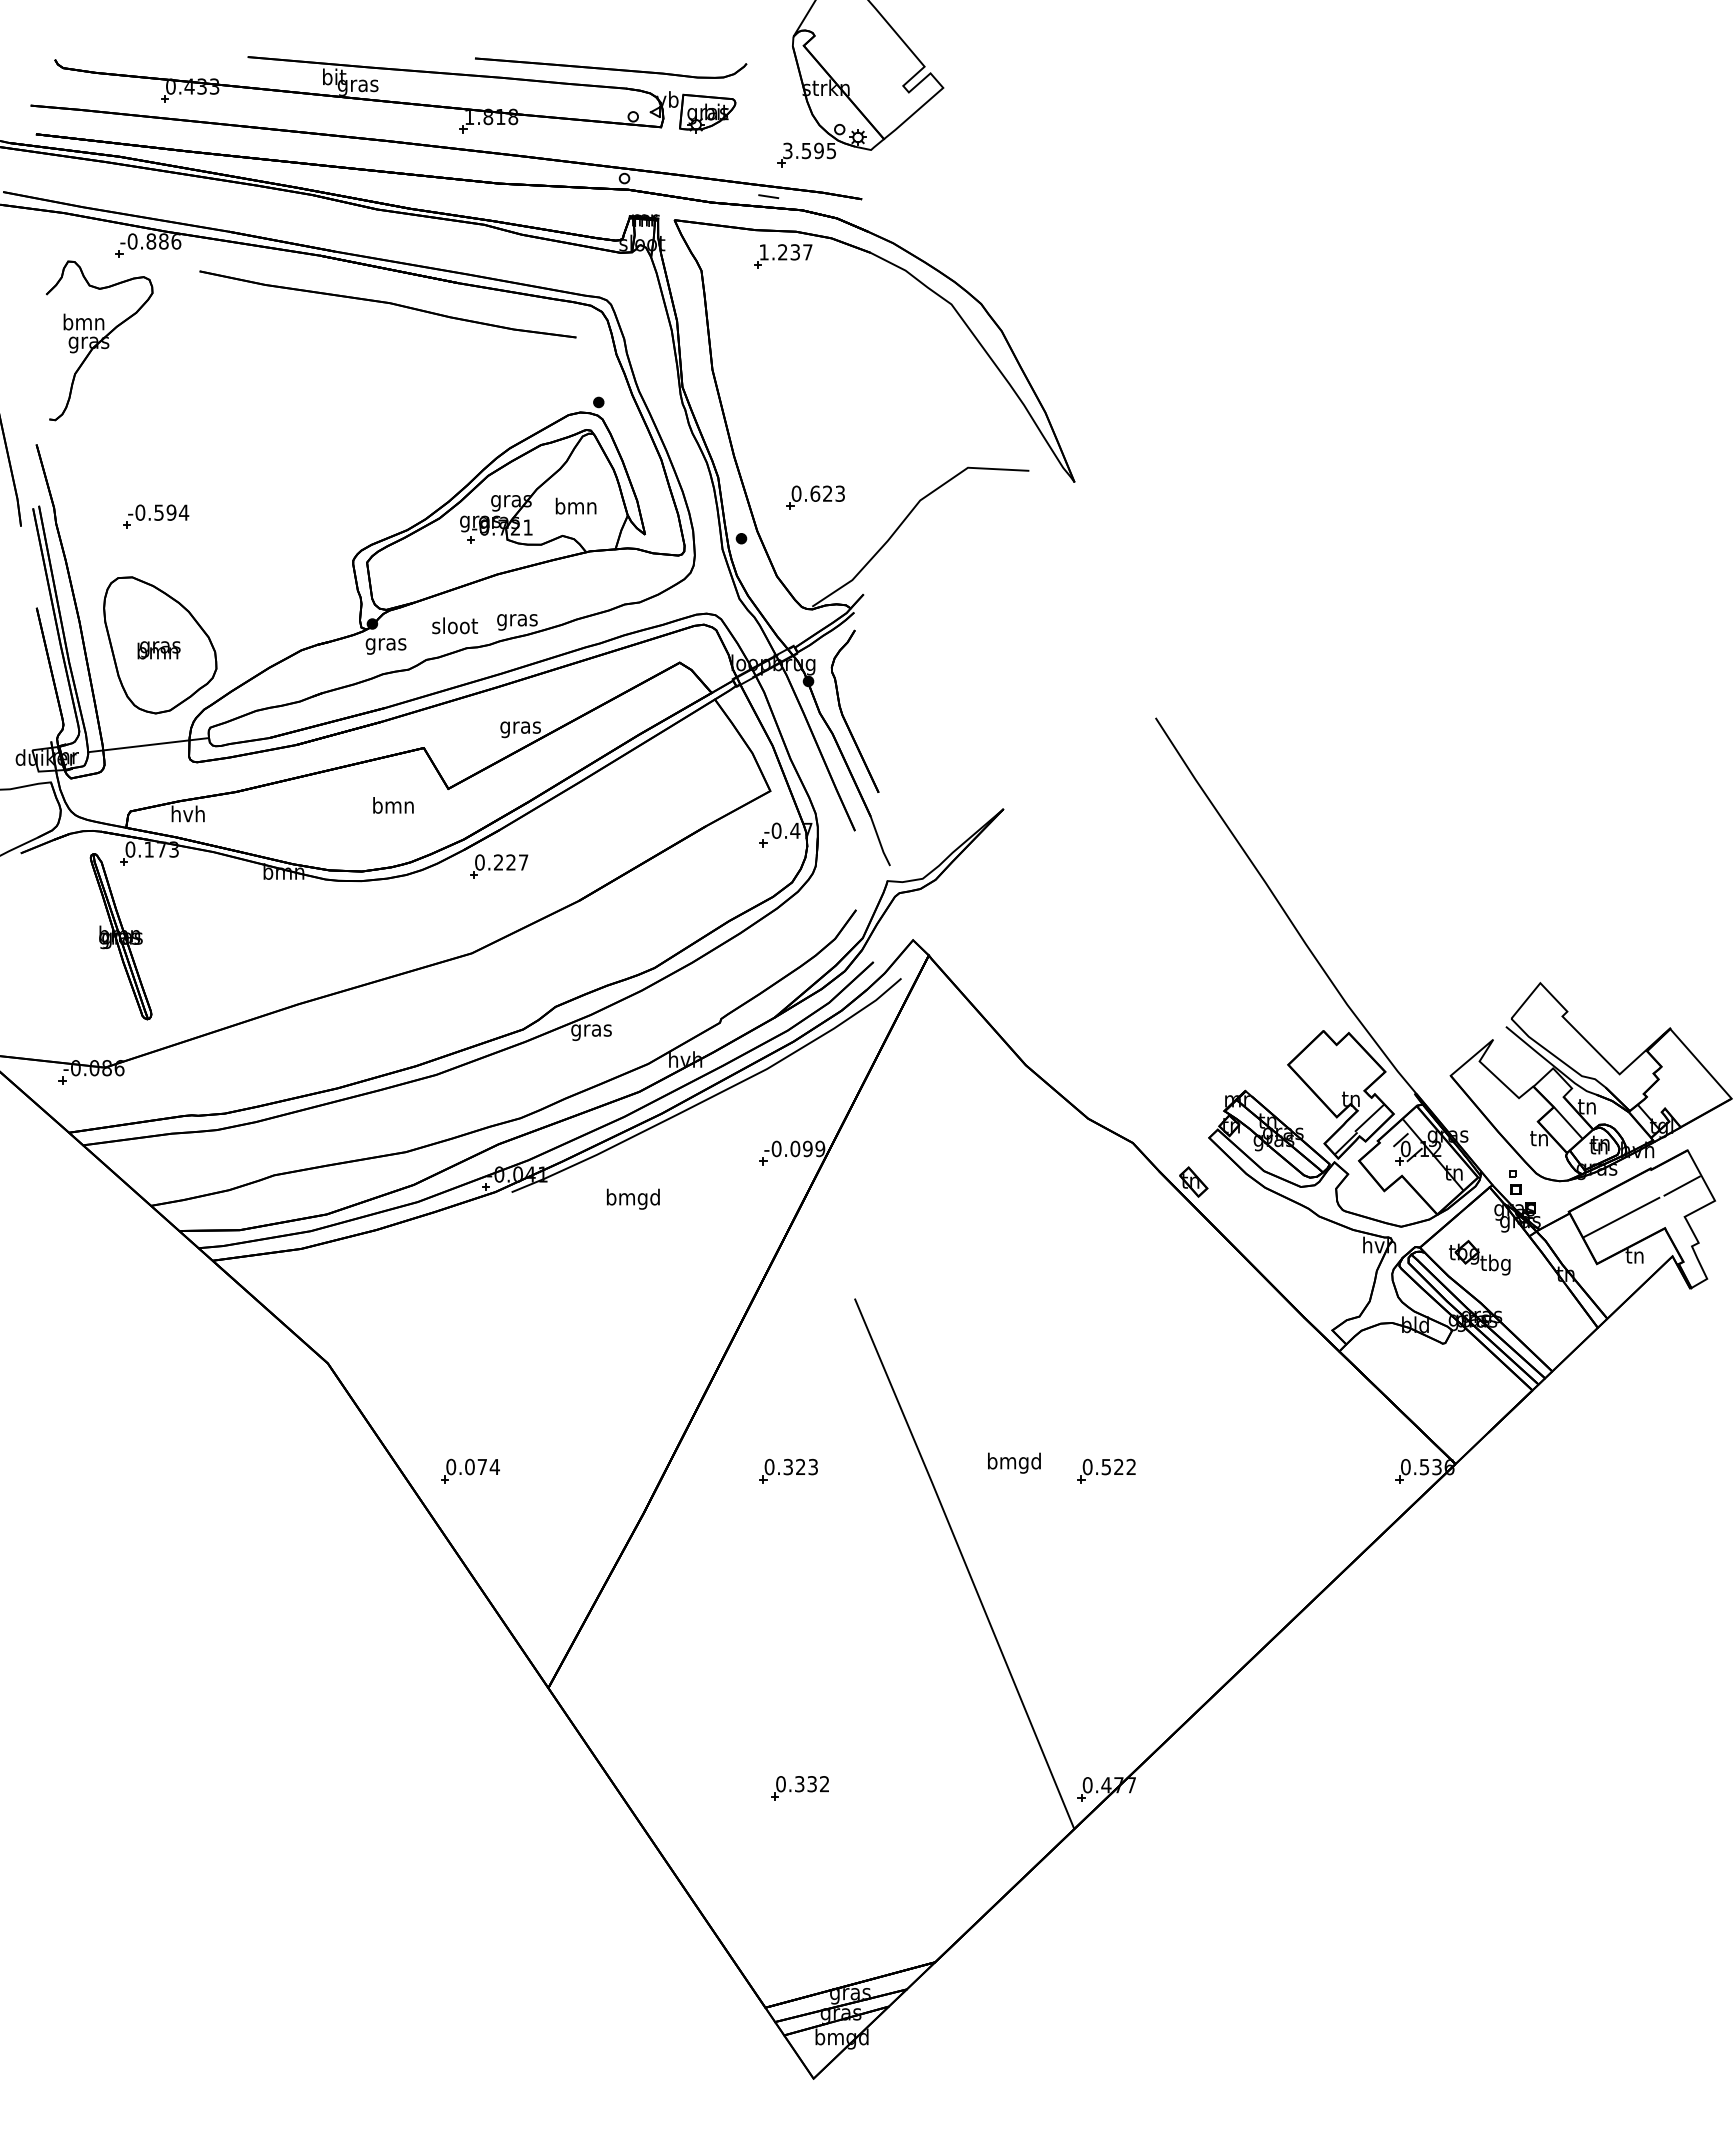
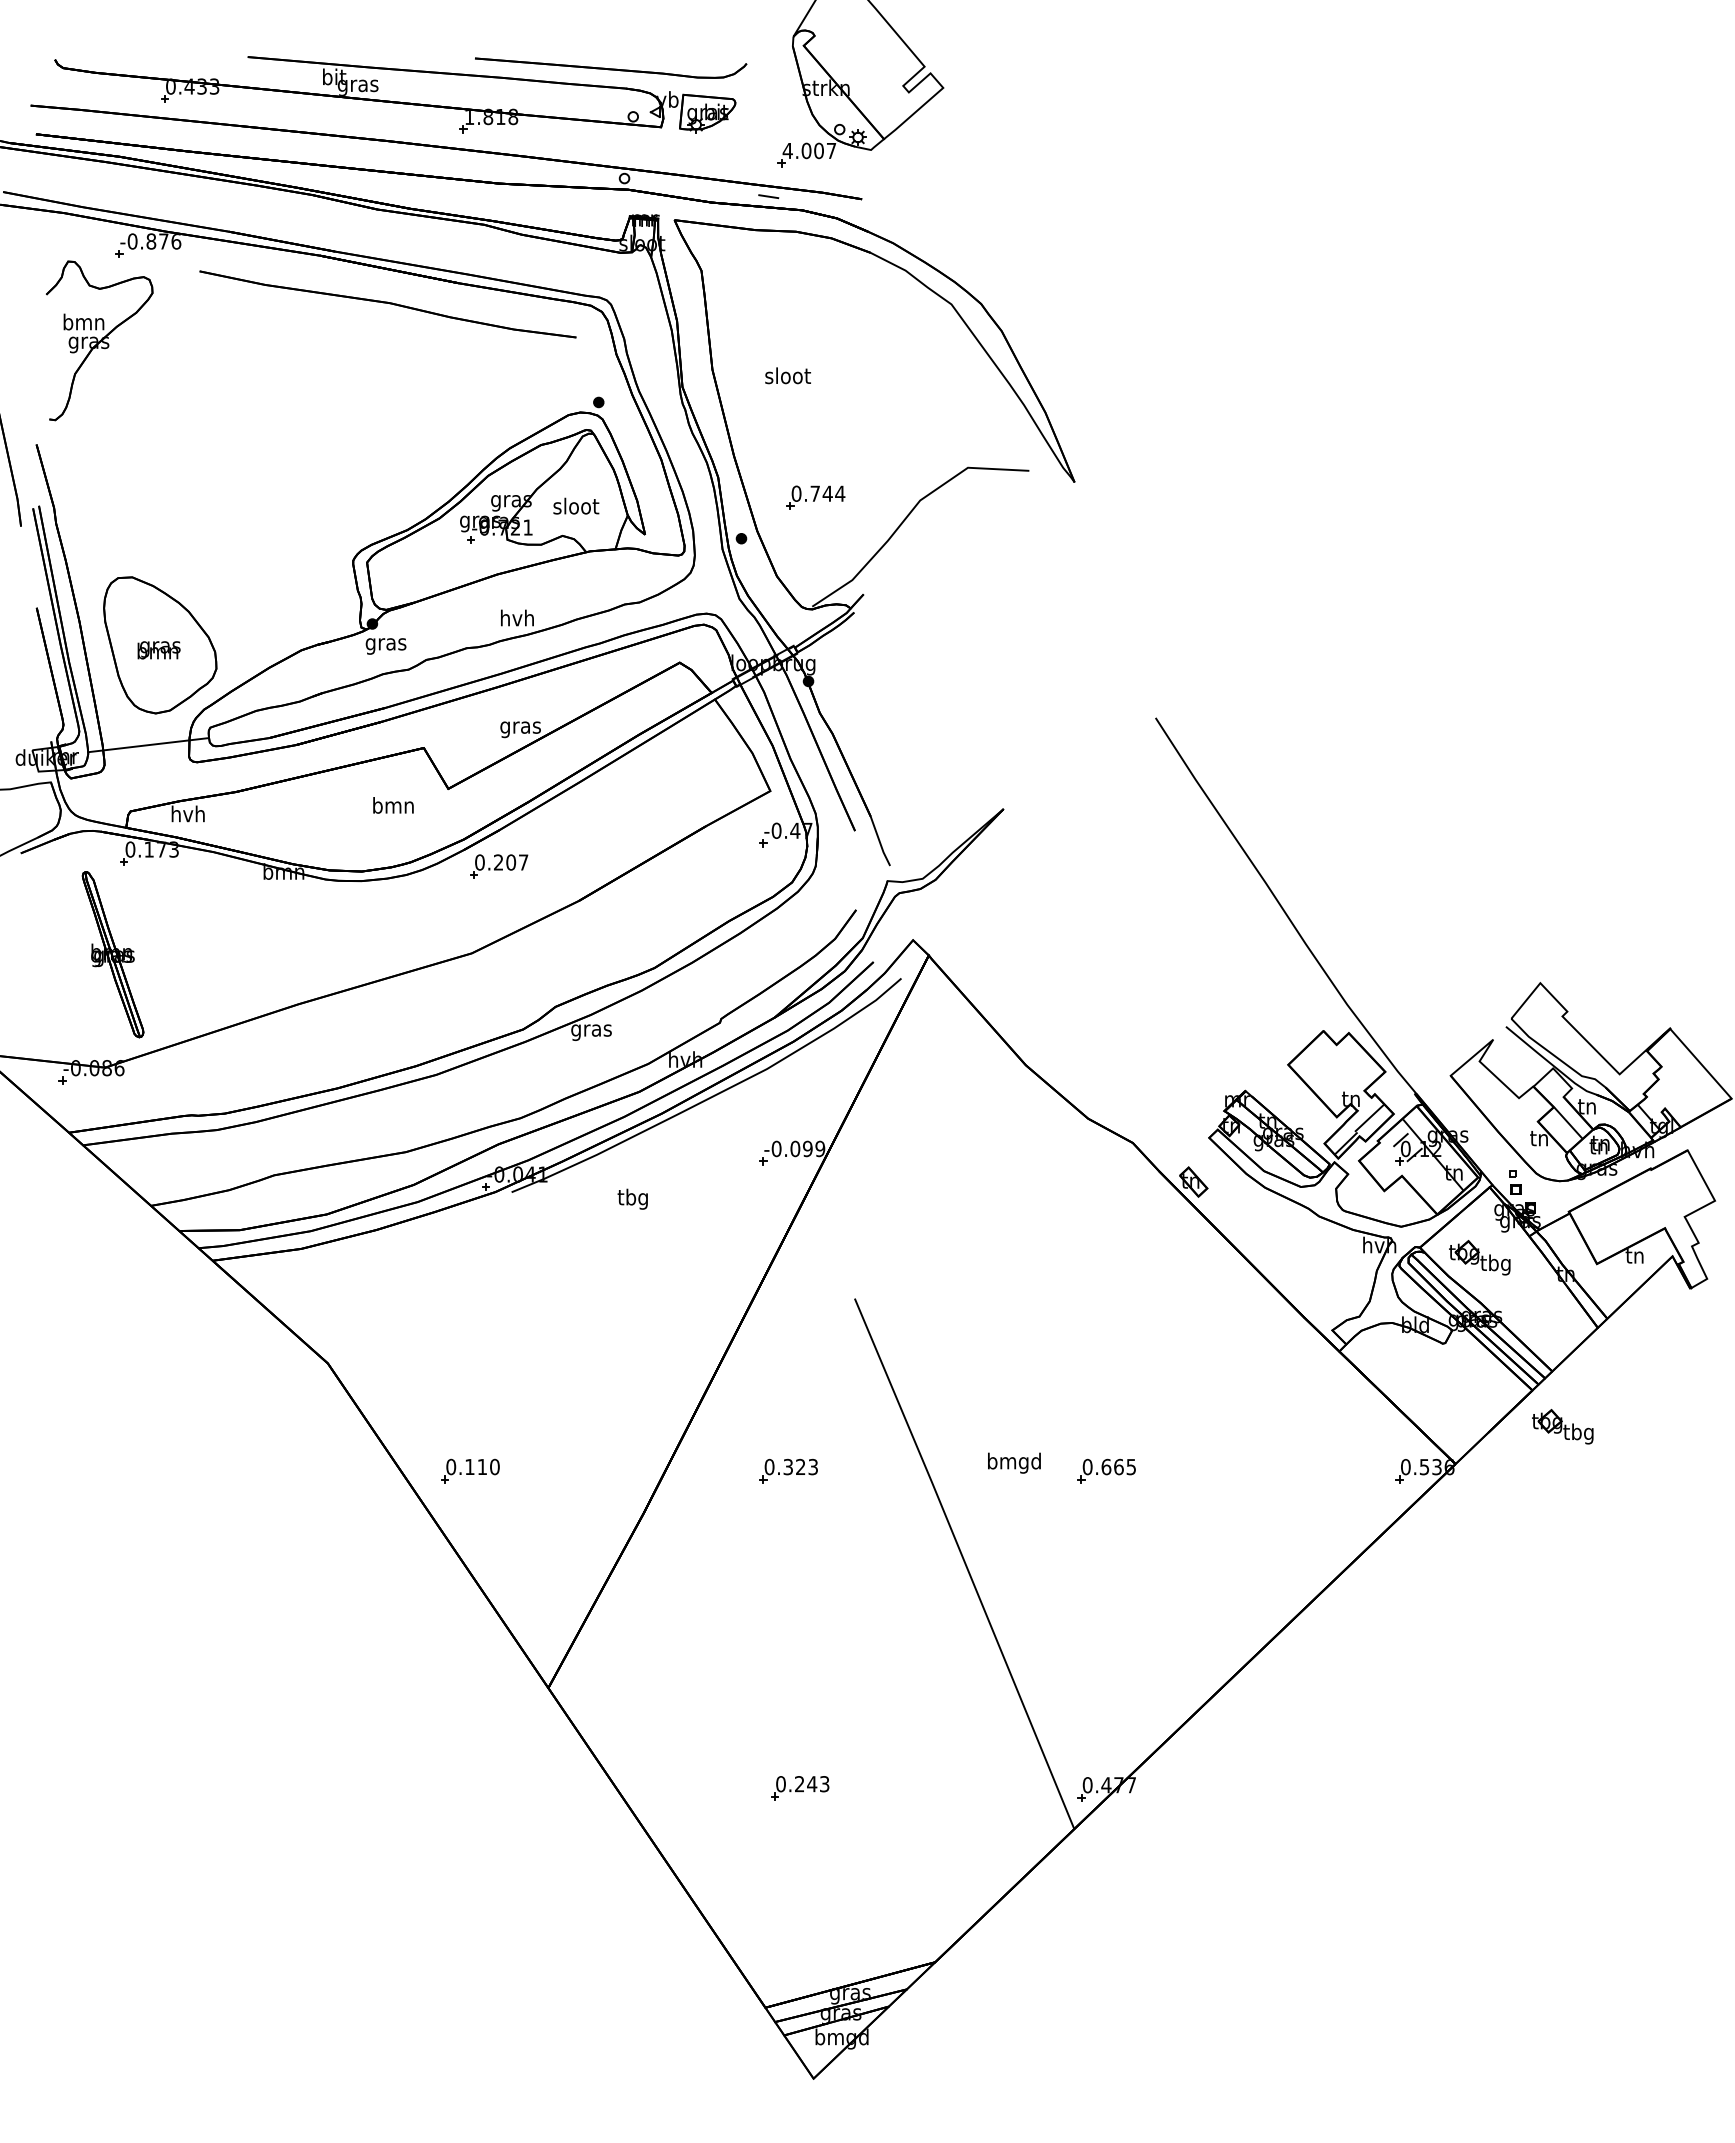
text: 3.595 -> 4.007 (809, 150)
text: -0.886 -> -0.876 (163, 241)
part: present -> none (783, 256)
text: 0.623 -> 0.744 (827, 493)
text: bmn -> sloot (576, 505)
part: present -> none (156, 516)
text: gras -> hvh (517, 619)
text position: (454, 625) -> (787, 375) (787, 375)
part: present -> none (844, 716)
text: 0.227 -> 0.207 (511, 862)
part position: (120, 936) -> (112, 954) (112, 954)
line: present -> none (1681, 1185)
text: bmgd -> tbg (632, 1198)
line: present -> none (1621, 1217)
part: none -> present (1562, 1426)
text: 0.074 -> 0.110 (482, 1466)
text: 0.522 -> 0.665 (1118, 1466)
text: 0.332 -> 0.243 (812, 1784)
